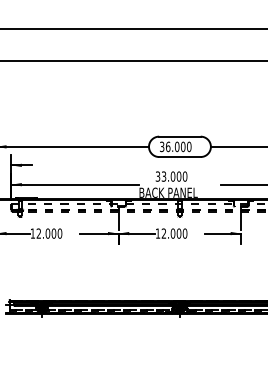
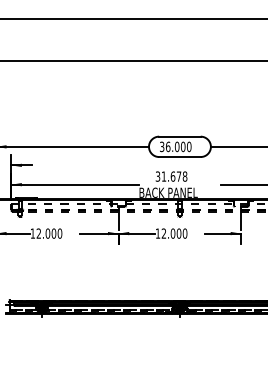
line position: (133, 28) -> (133, 18) (133, 18)
text: 33.000 -> 31.678 (174, 176)
